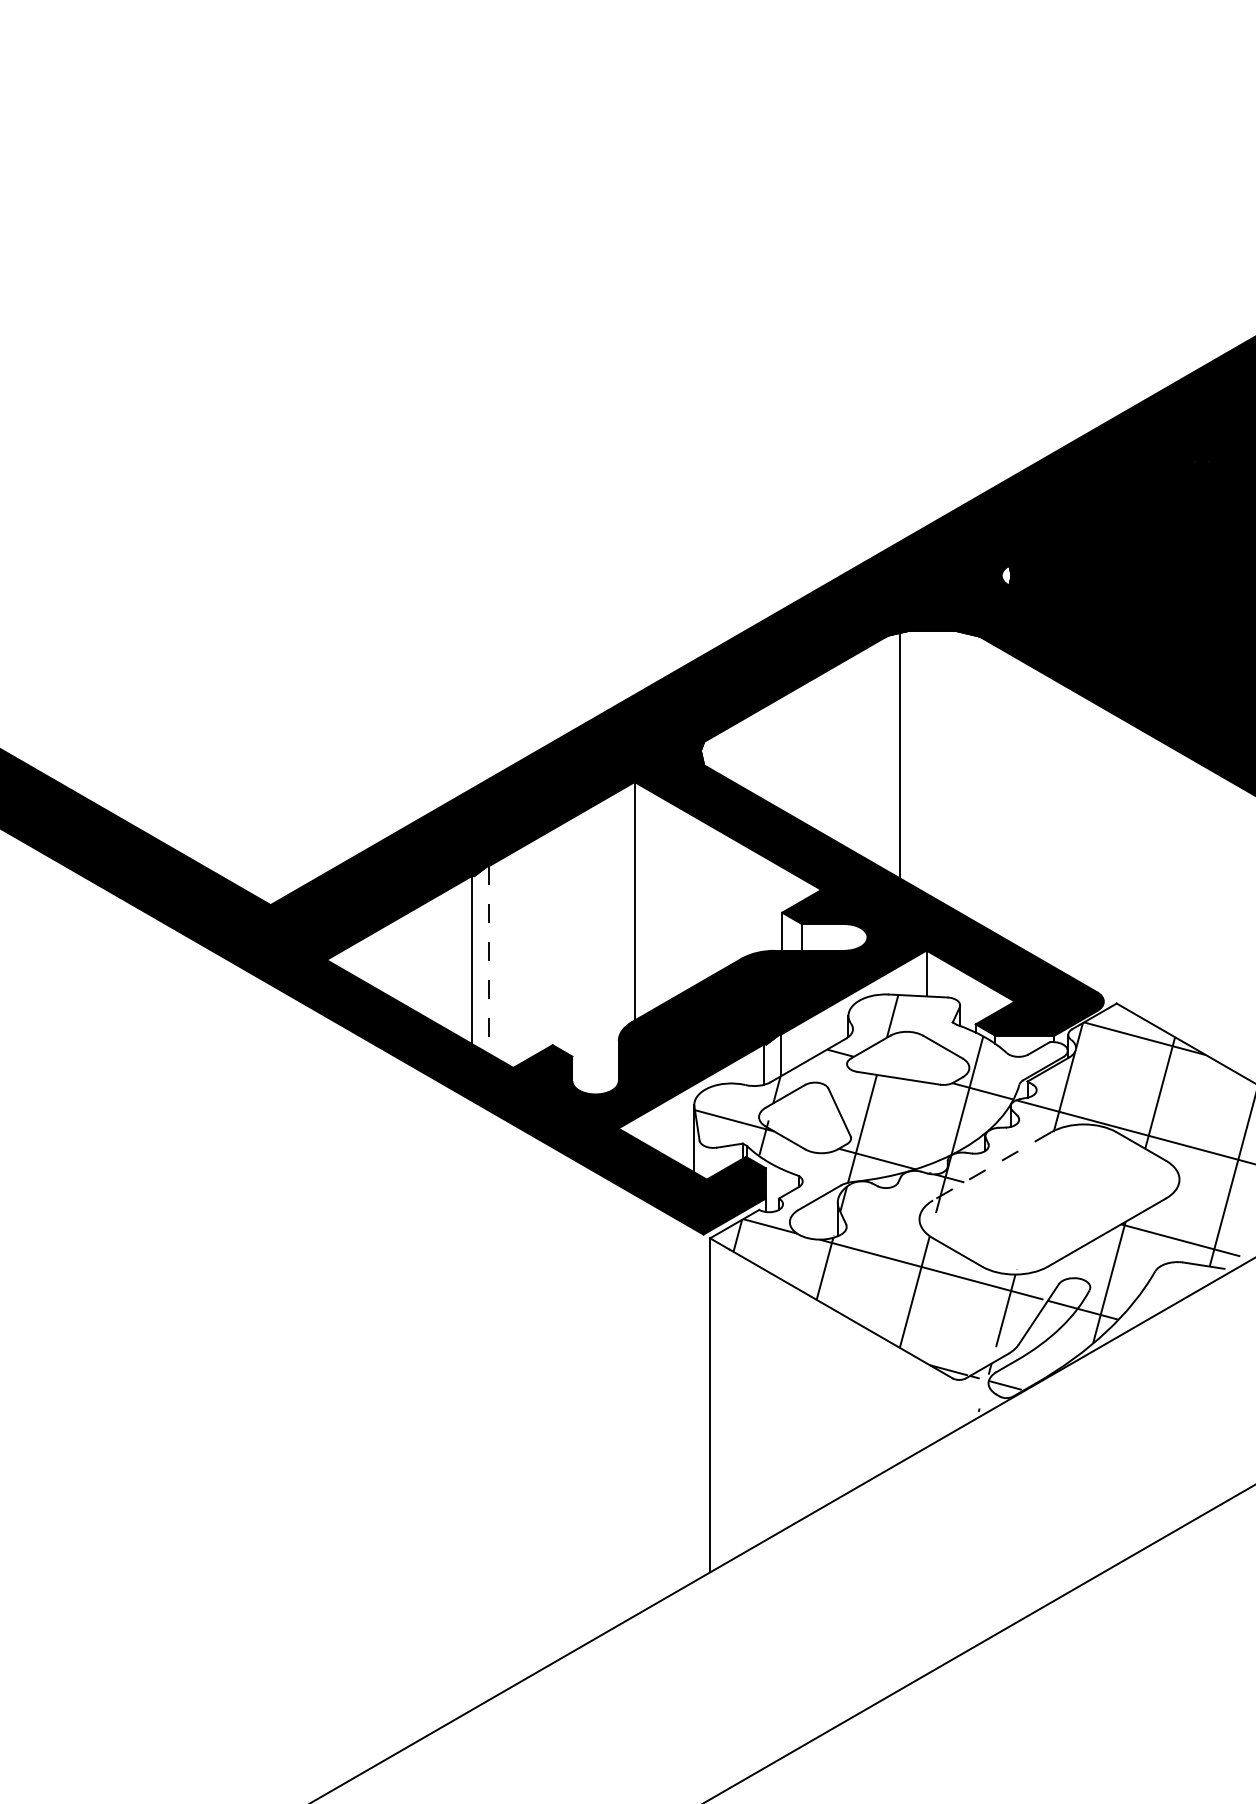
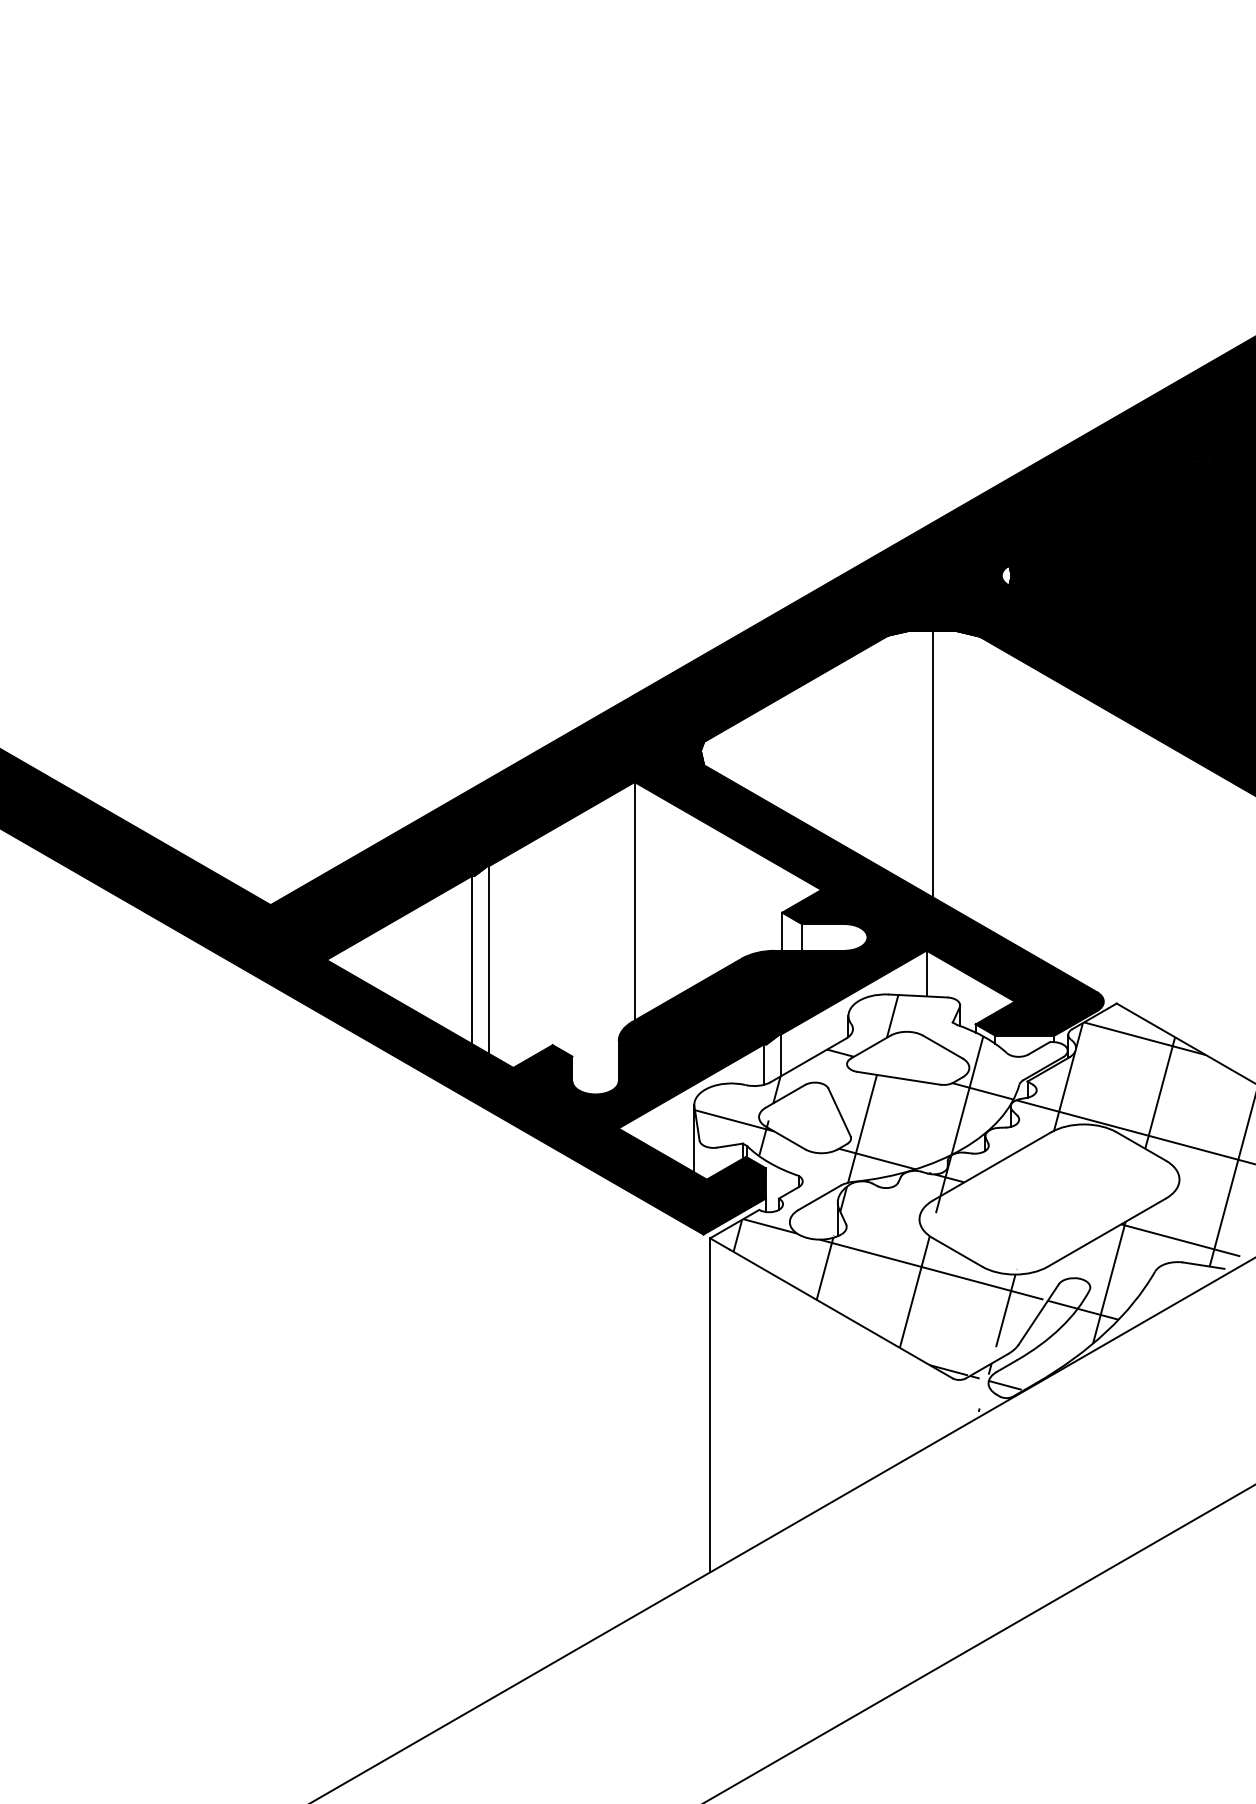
line position: (900, 761) -> (933, 761) (933, 761)
line: dashed -> solid (488, 960)
line: dashed -> solid (991, 1166)
